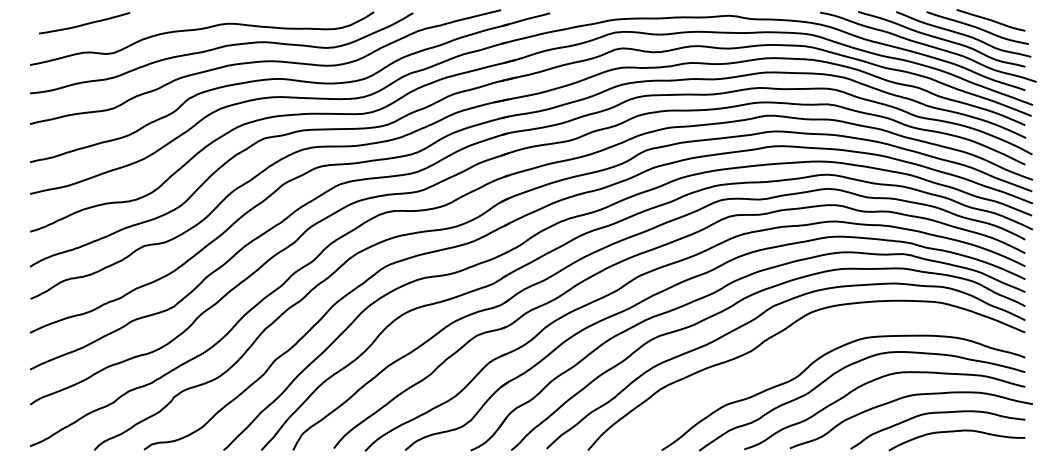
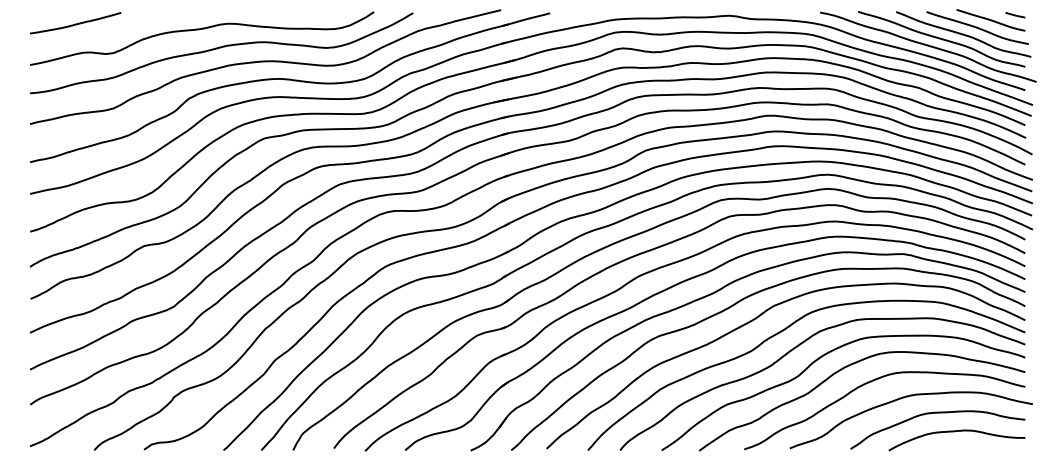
line: none -> present (1015, 15)
curve position: (84, 23) -> (75, 23) (75, 23)
curve: none -> present (796, 348)
